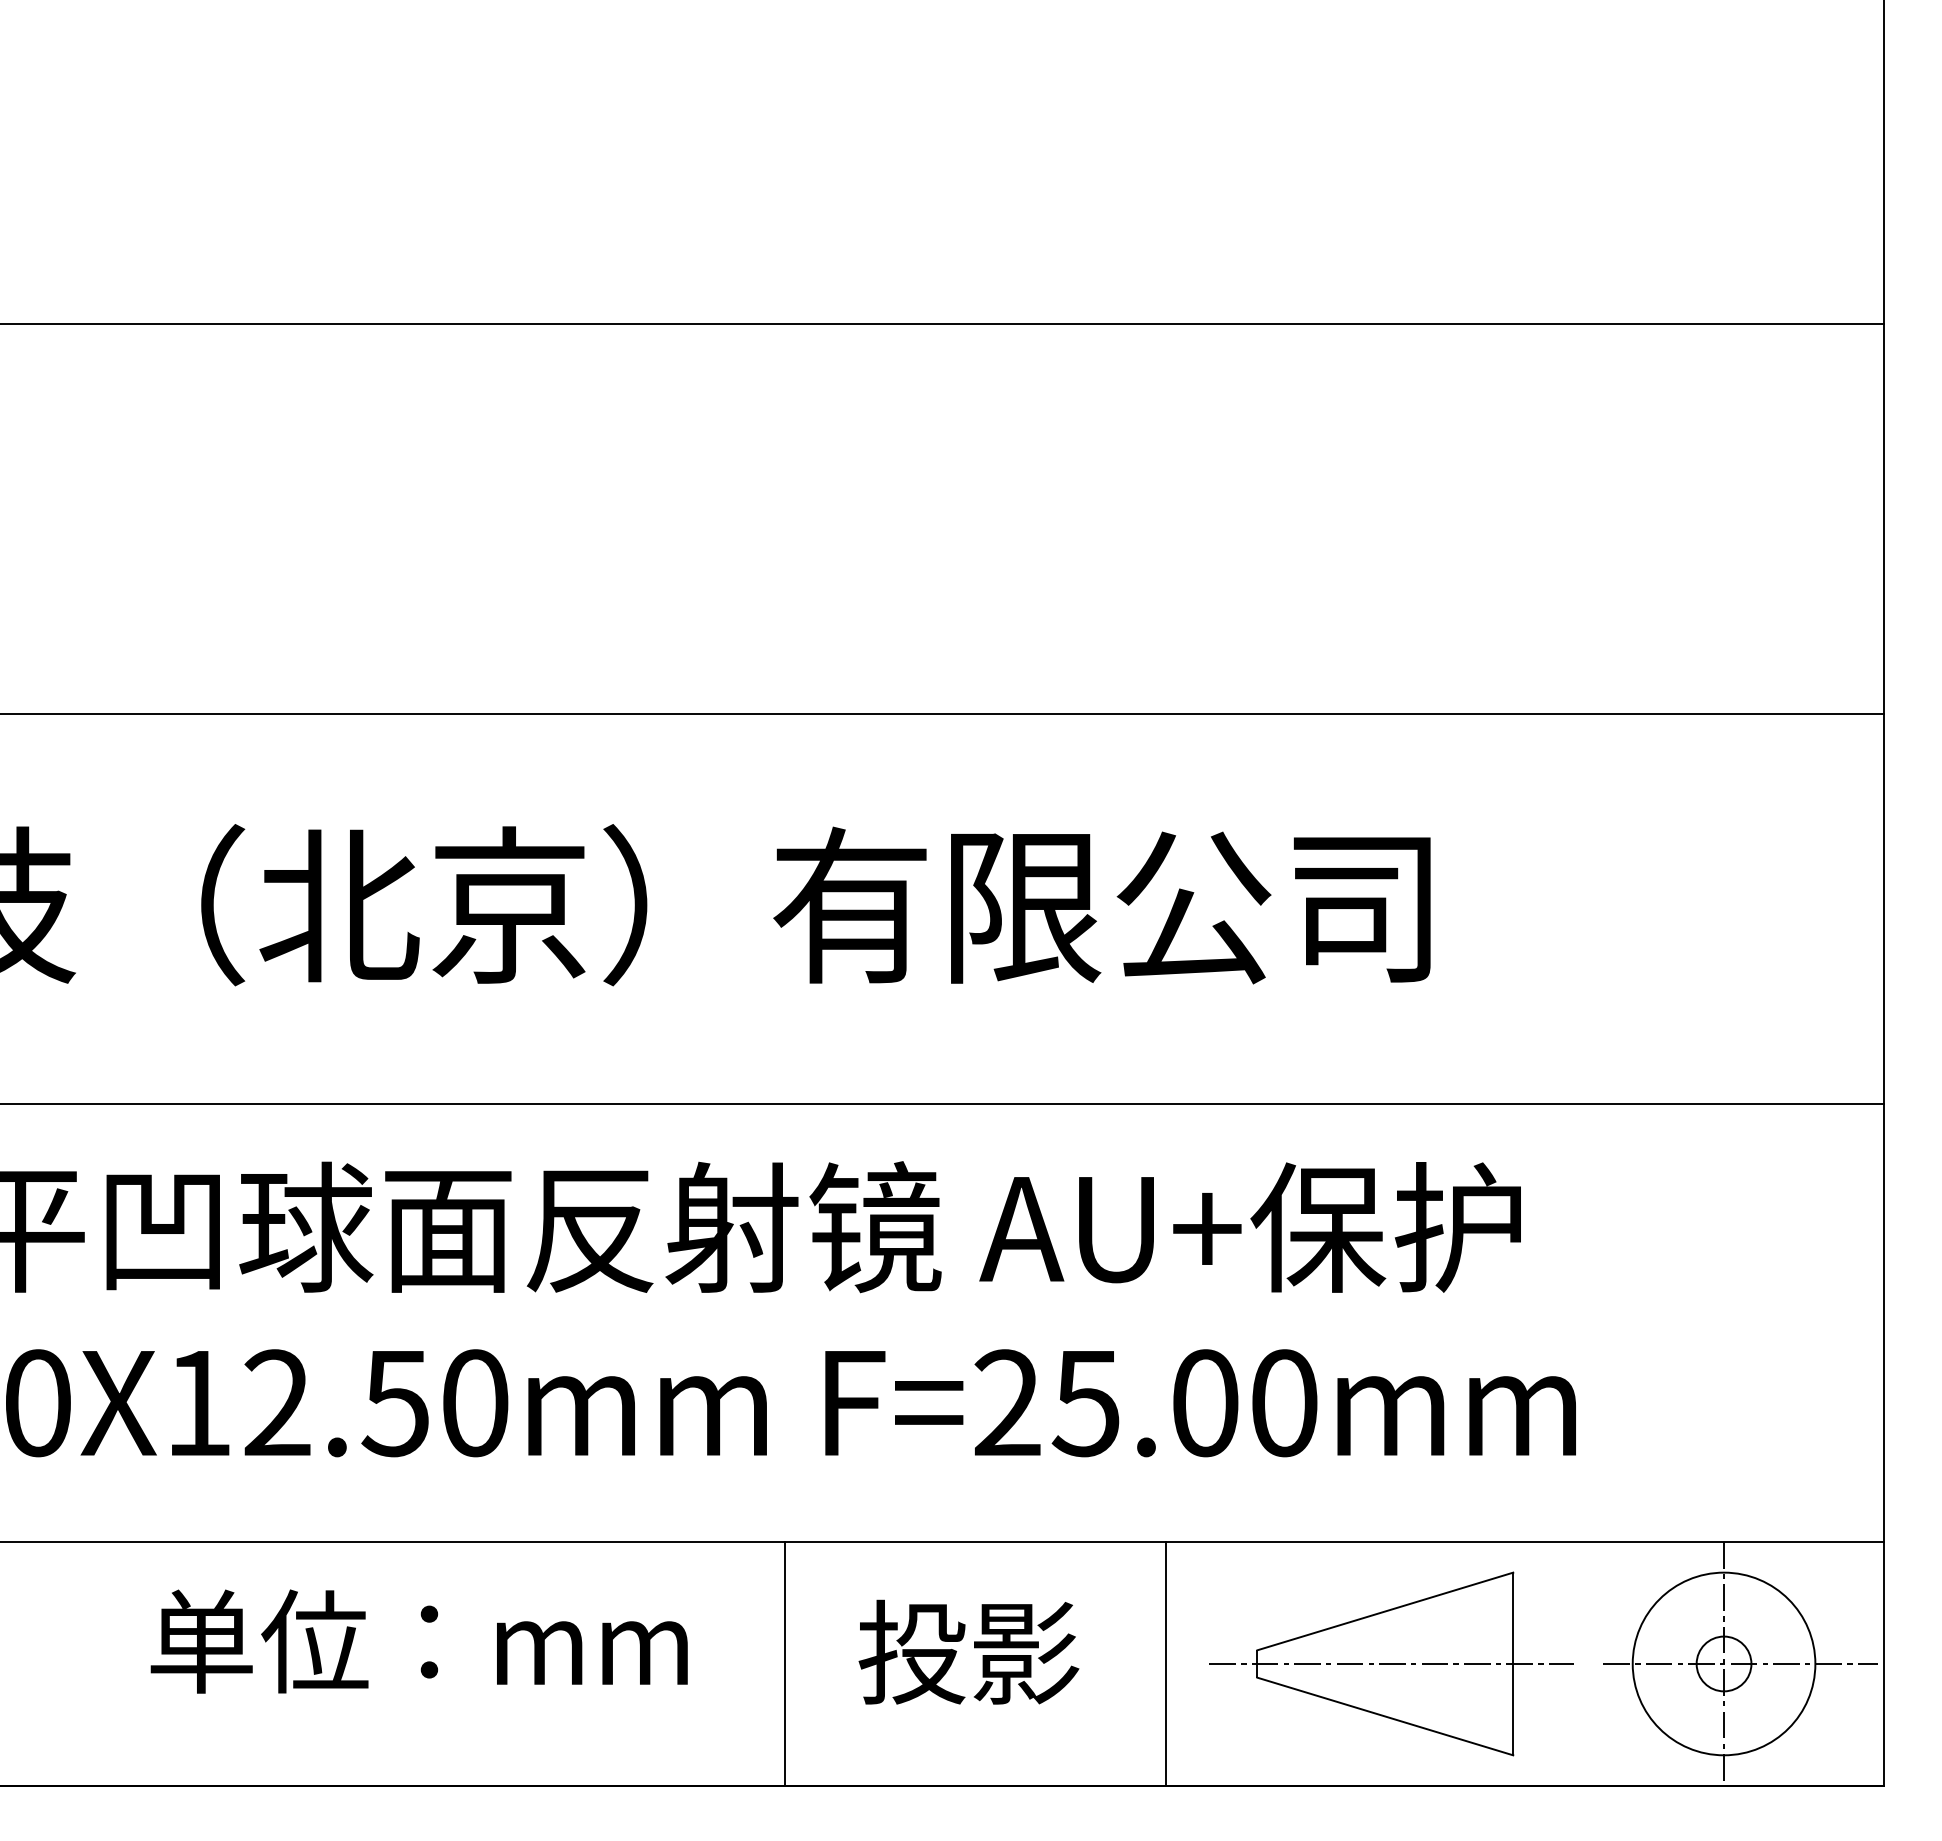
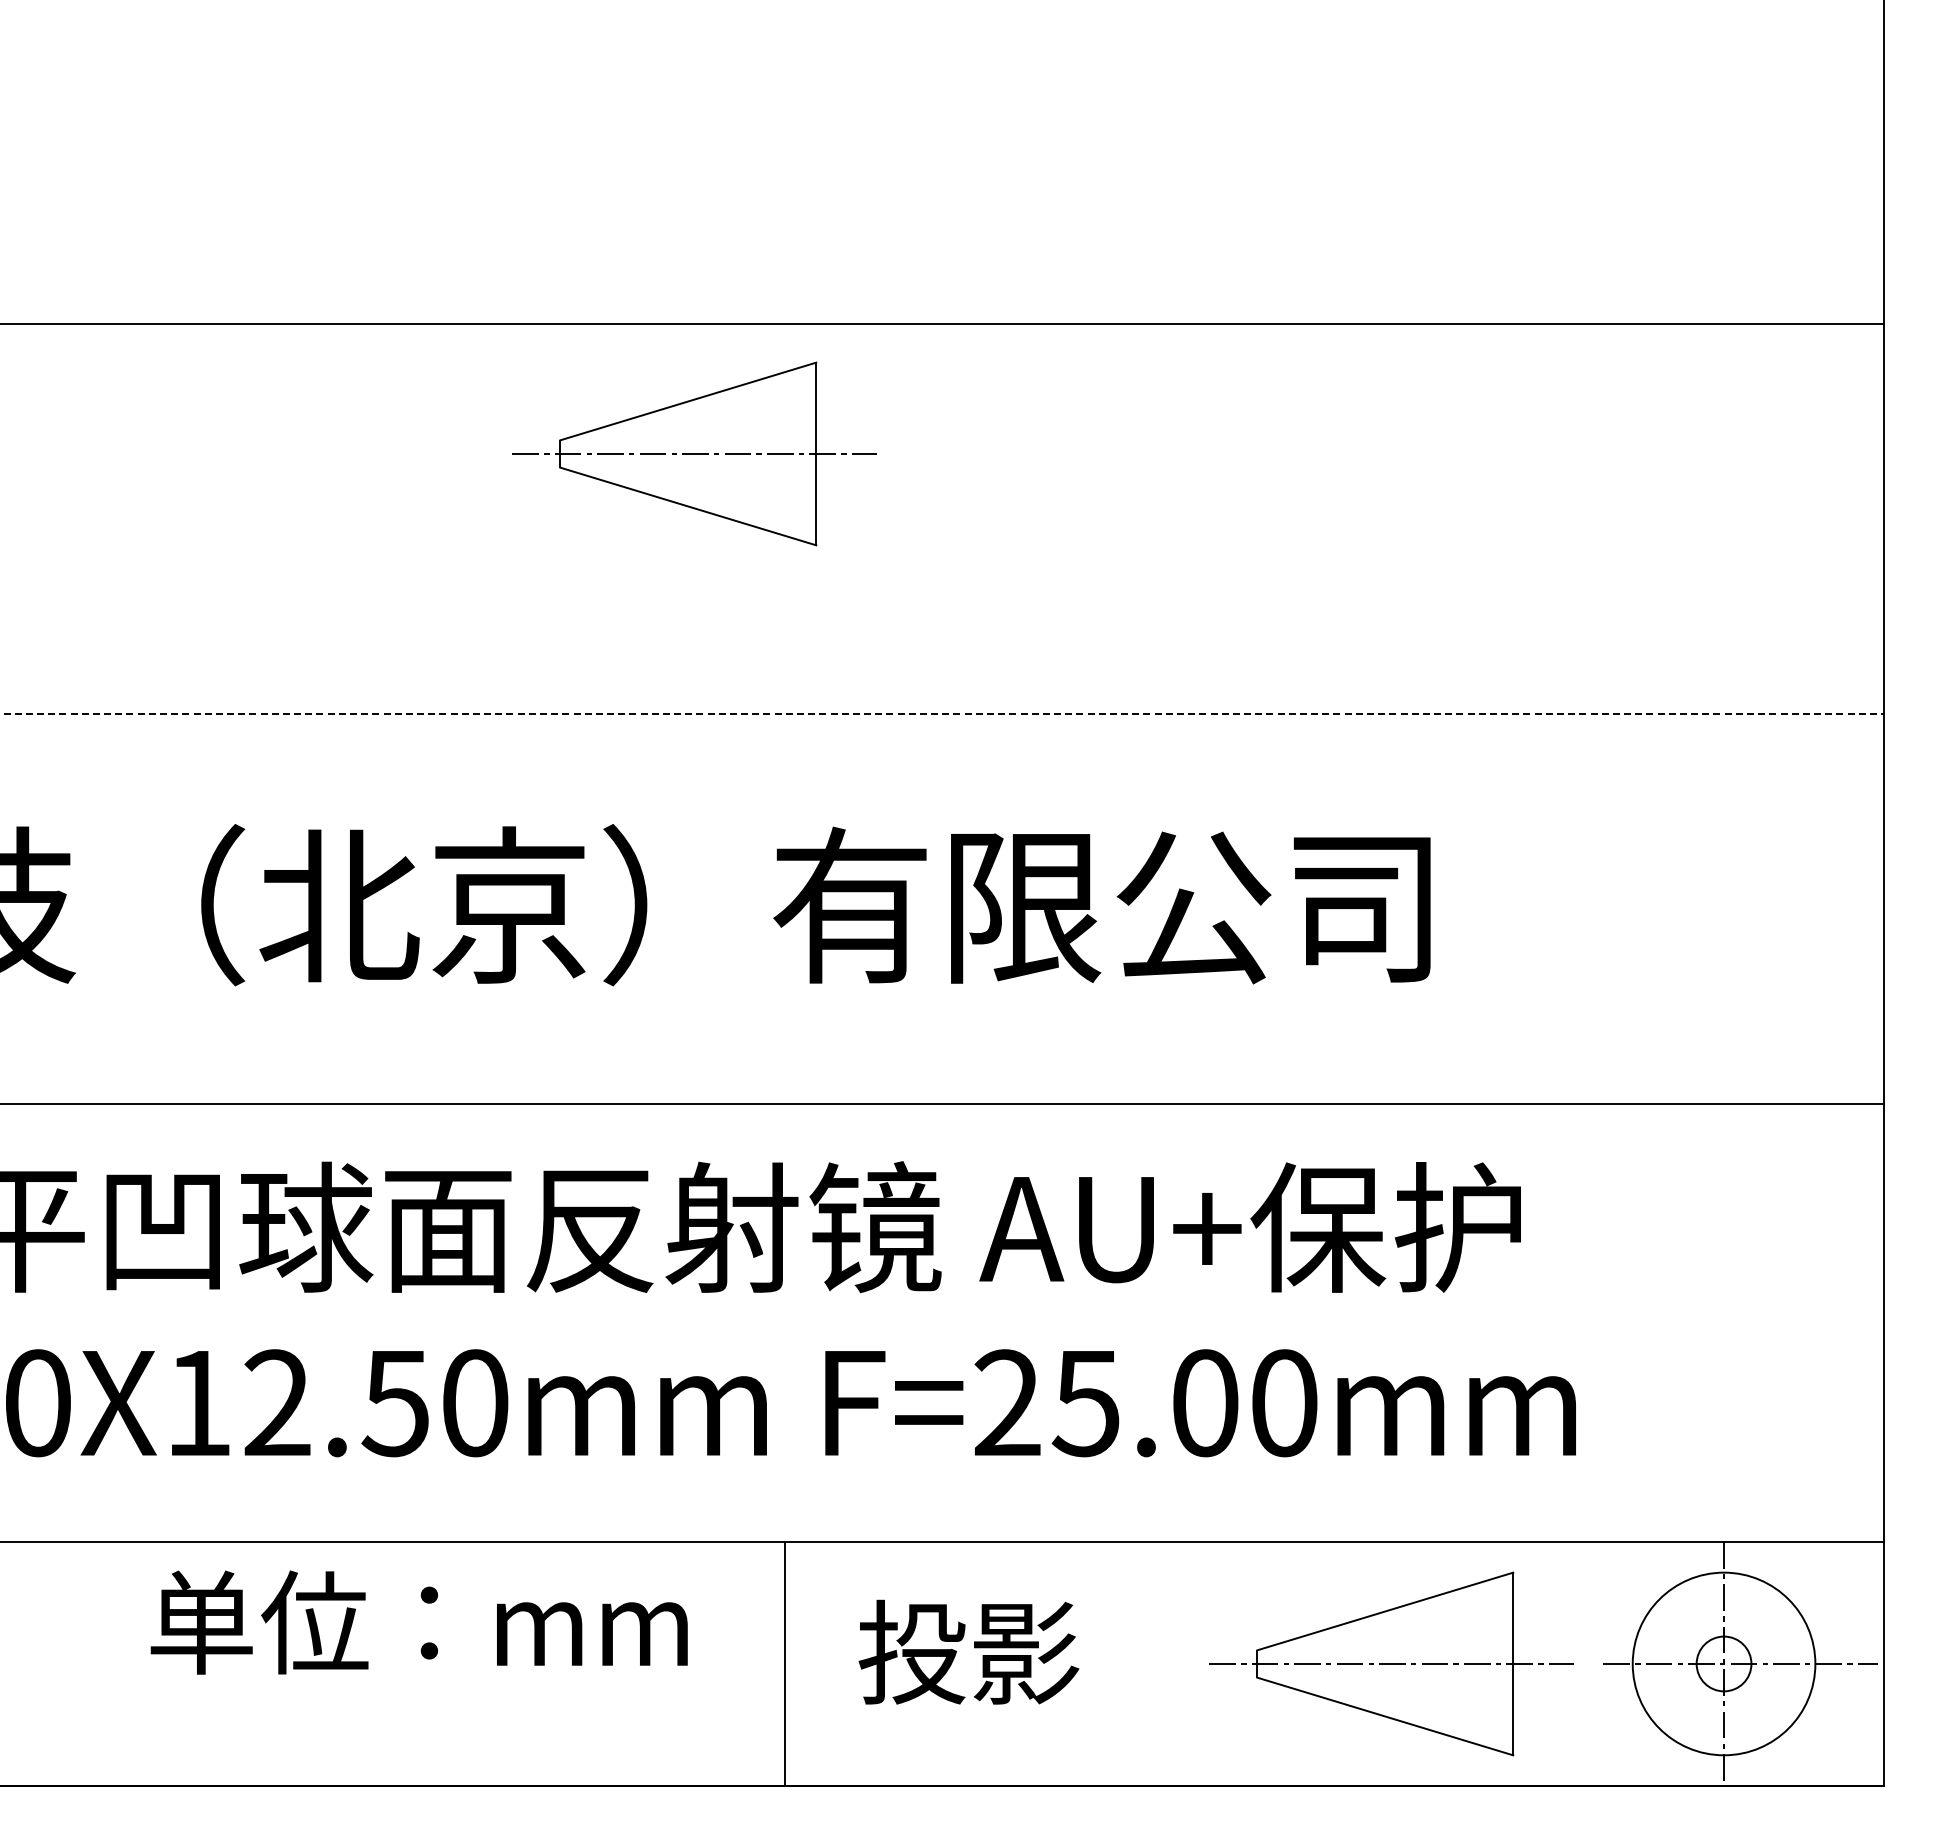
part: none -> present (694, 453)
line: solid -> dashed (942, 714)
text position: (418, 1641) -> (418, 1622) (418, 1622)
line: present -> none (1166, 1663)
